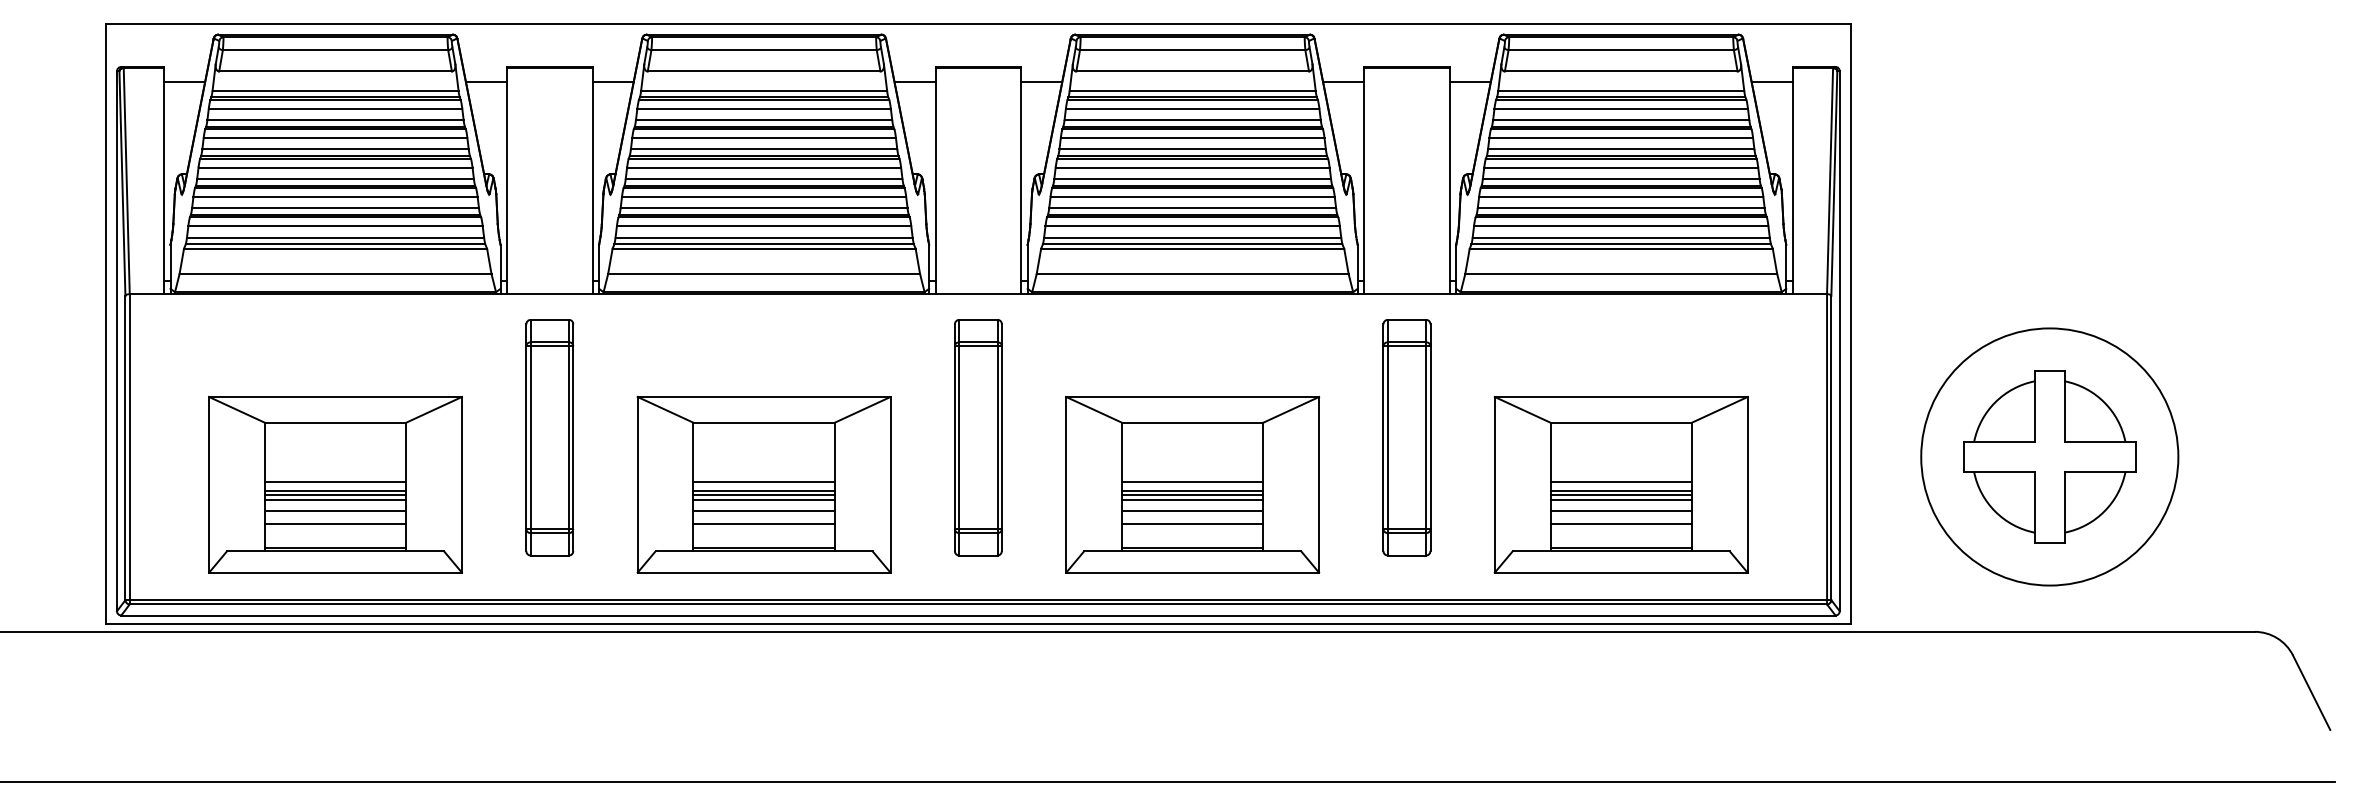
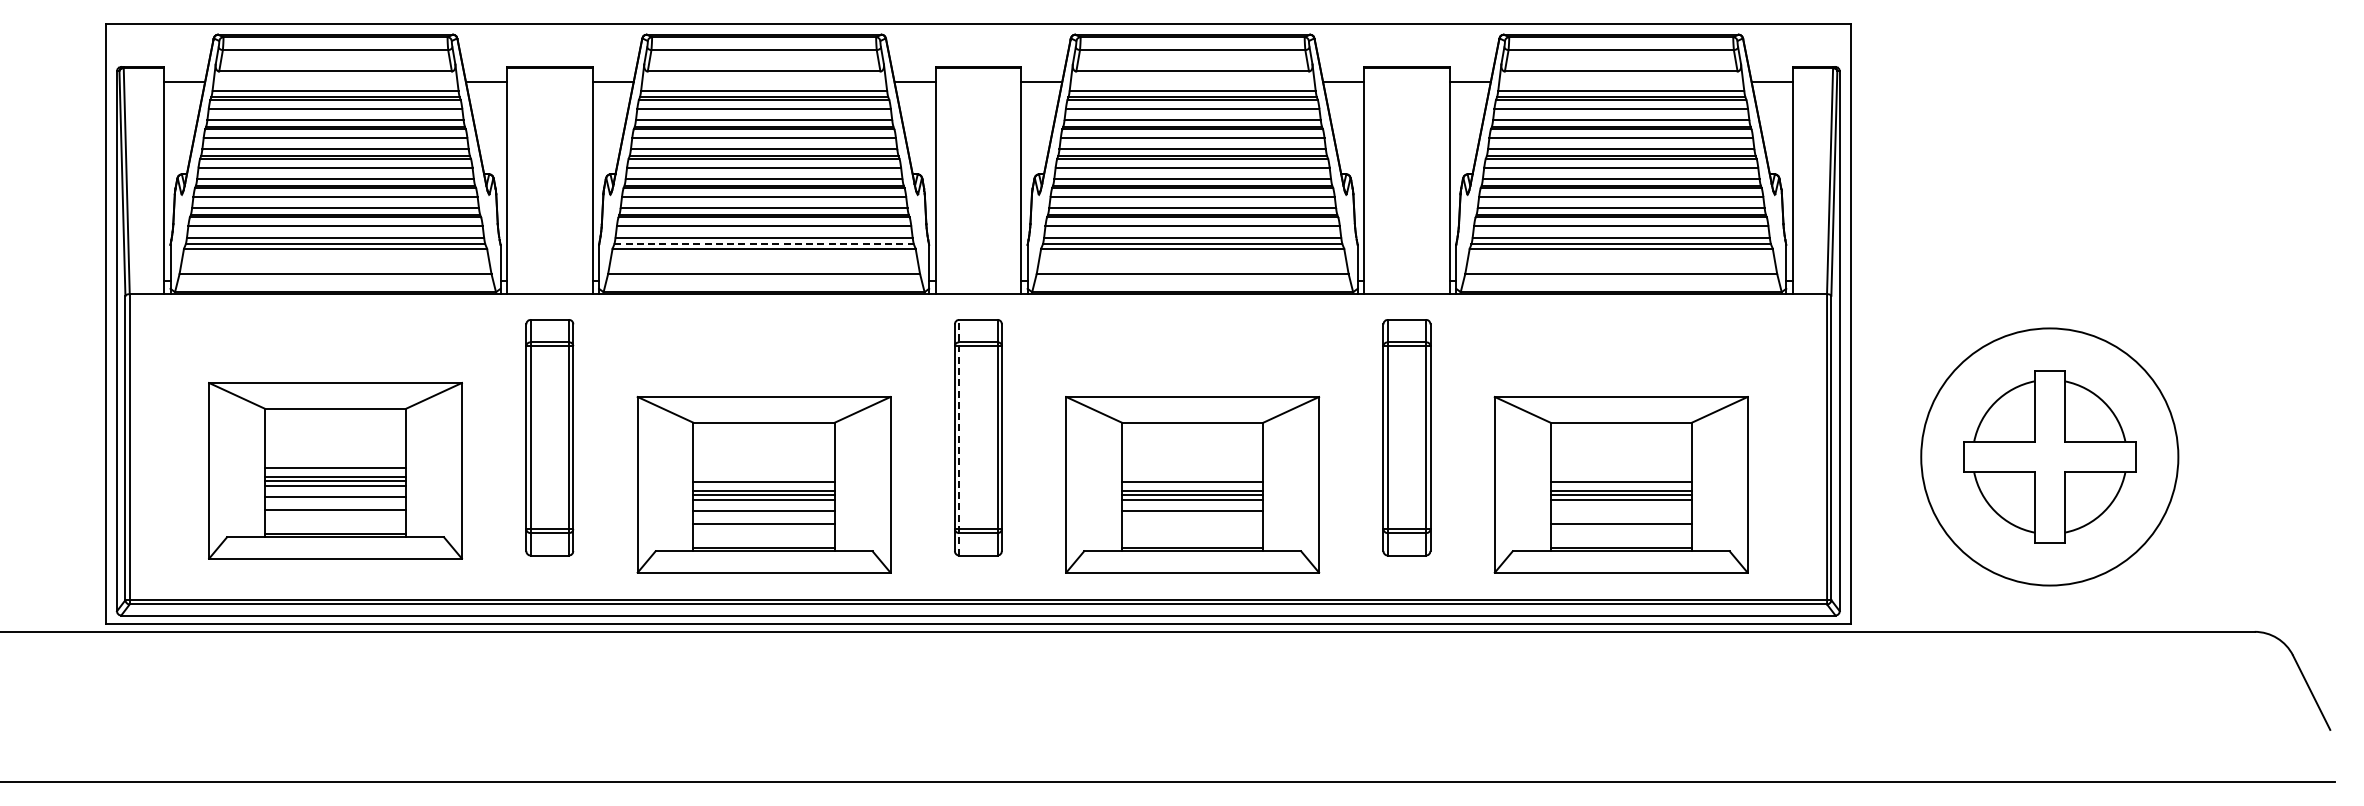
line: solid -> dashed (764, 244)
line: solid -> dashed (959, 437)
part position: (335, 484) -> (335, 470) (335, 470)
line: present -> none (1620, 510)
line: present -> none (1192, 524)
